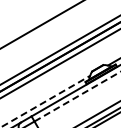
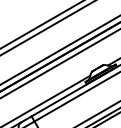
line: none -> present (47, 28)
line: dashed -> solid (77, 96)
line: dashed -> solid (45, 101)
